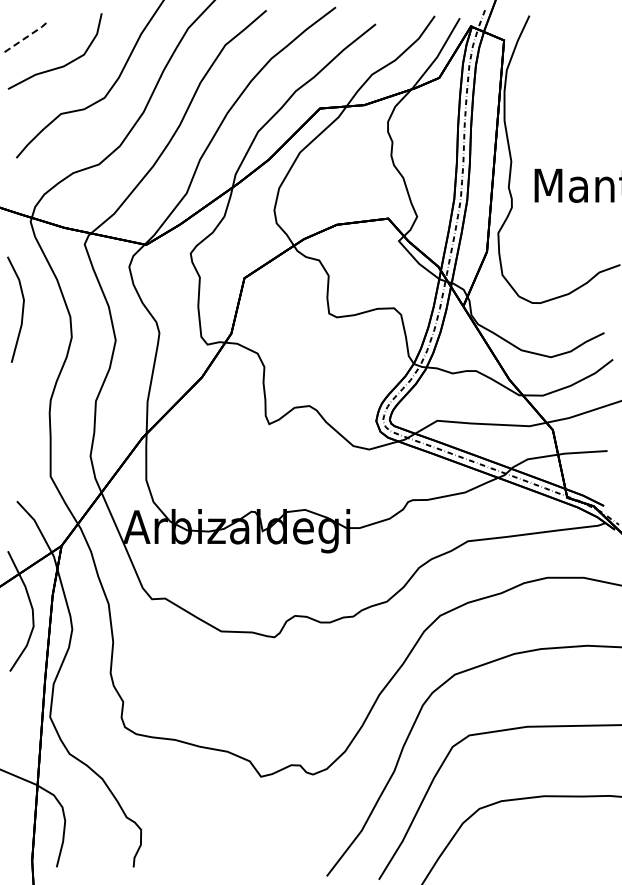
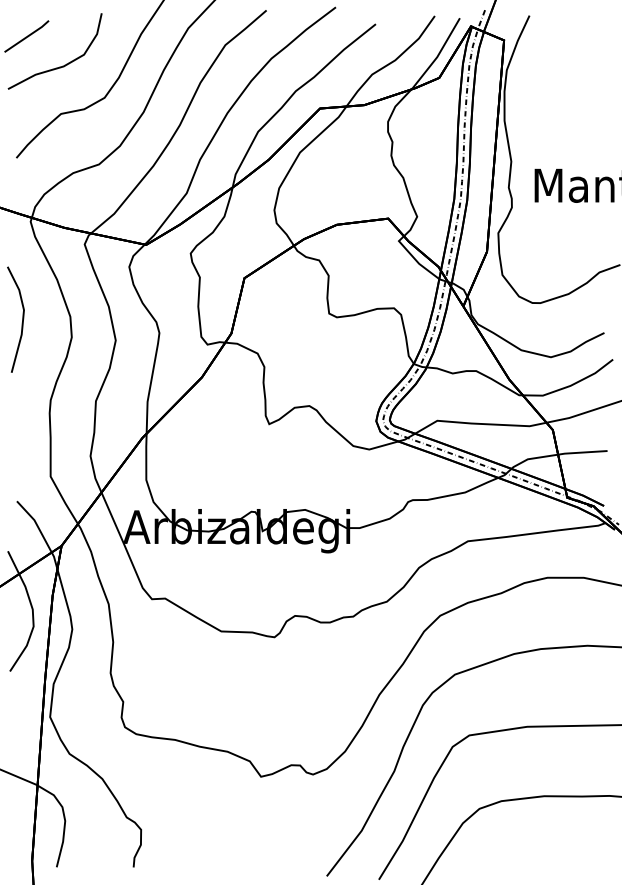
line: dashed -> solid (28, 36)
line position: (22, 309) -> (22, 319) (22, 319)
